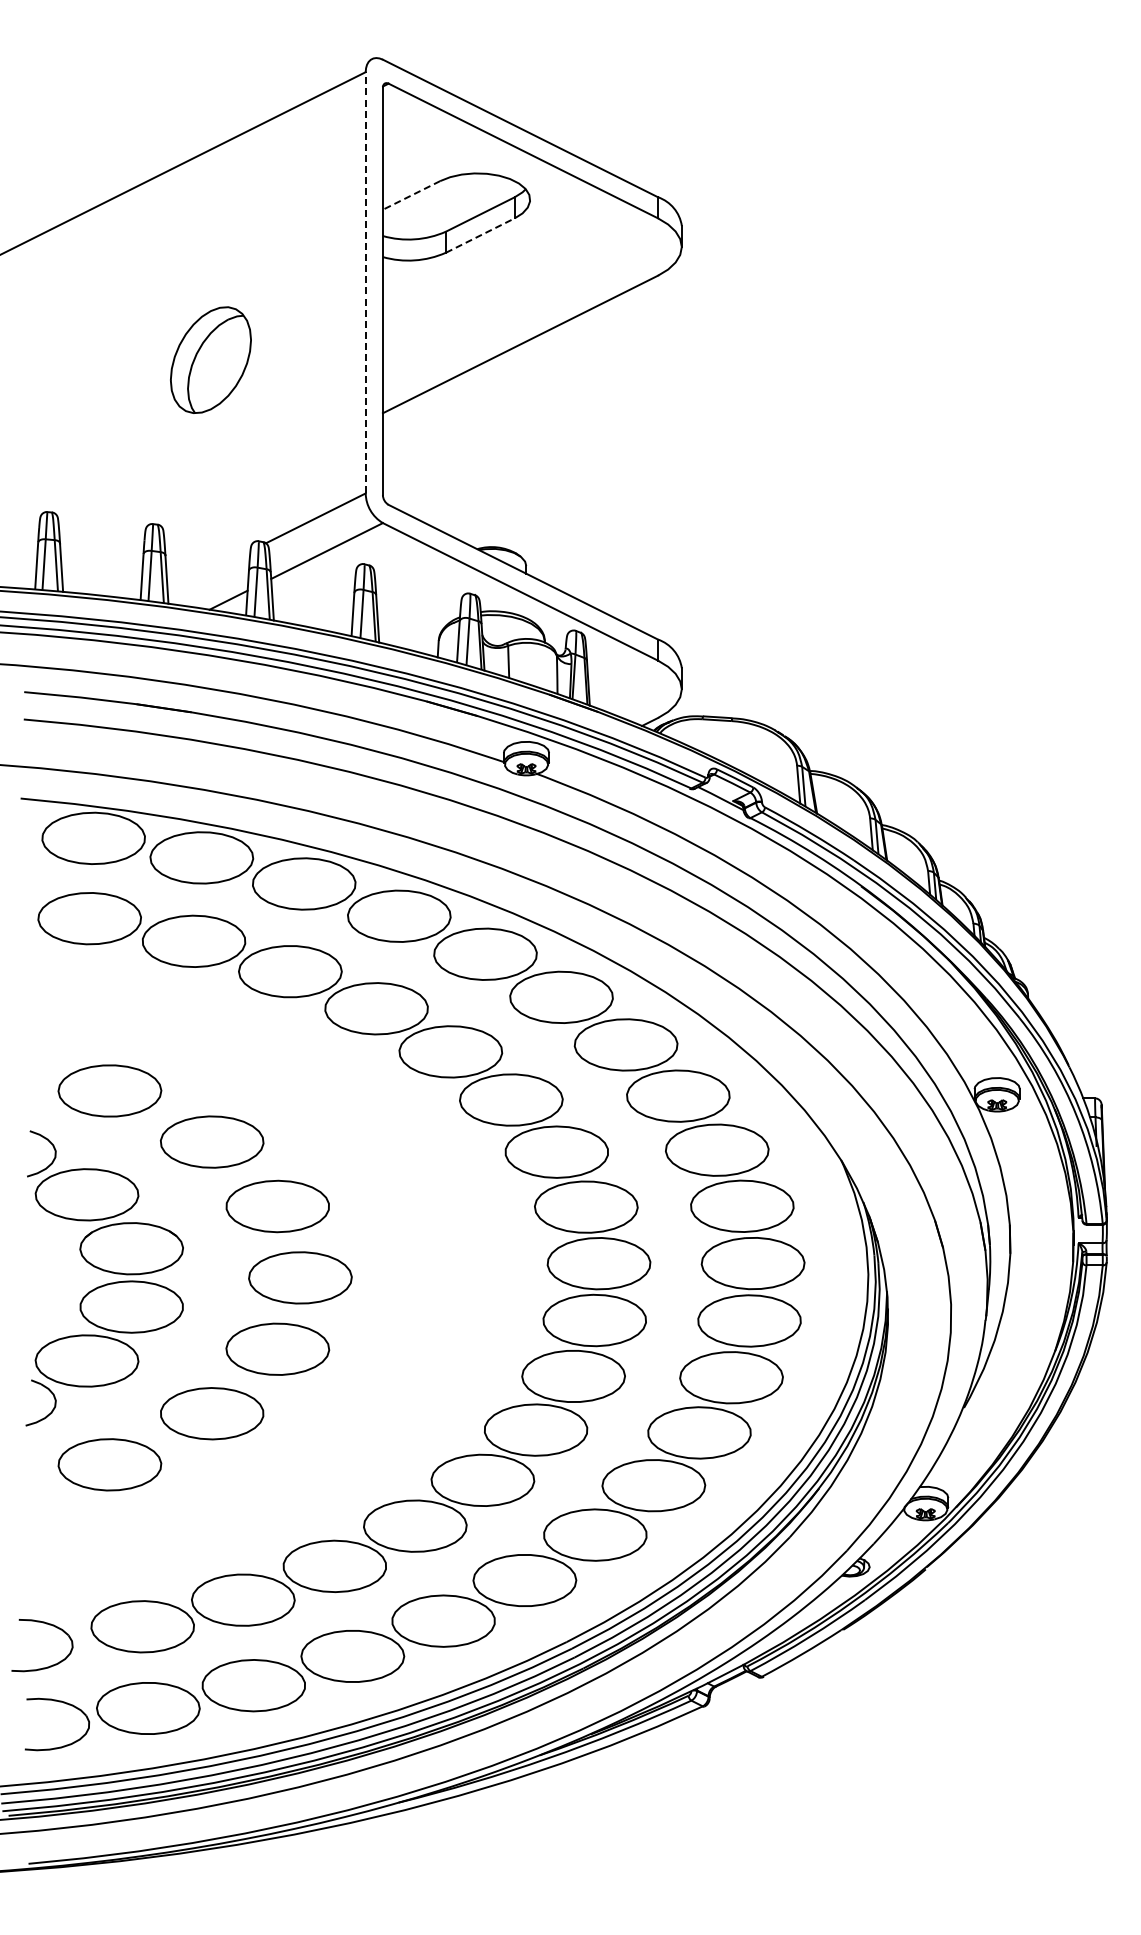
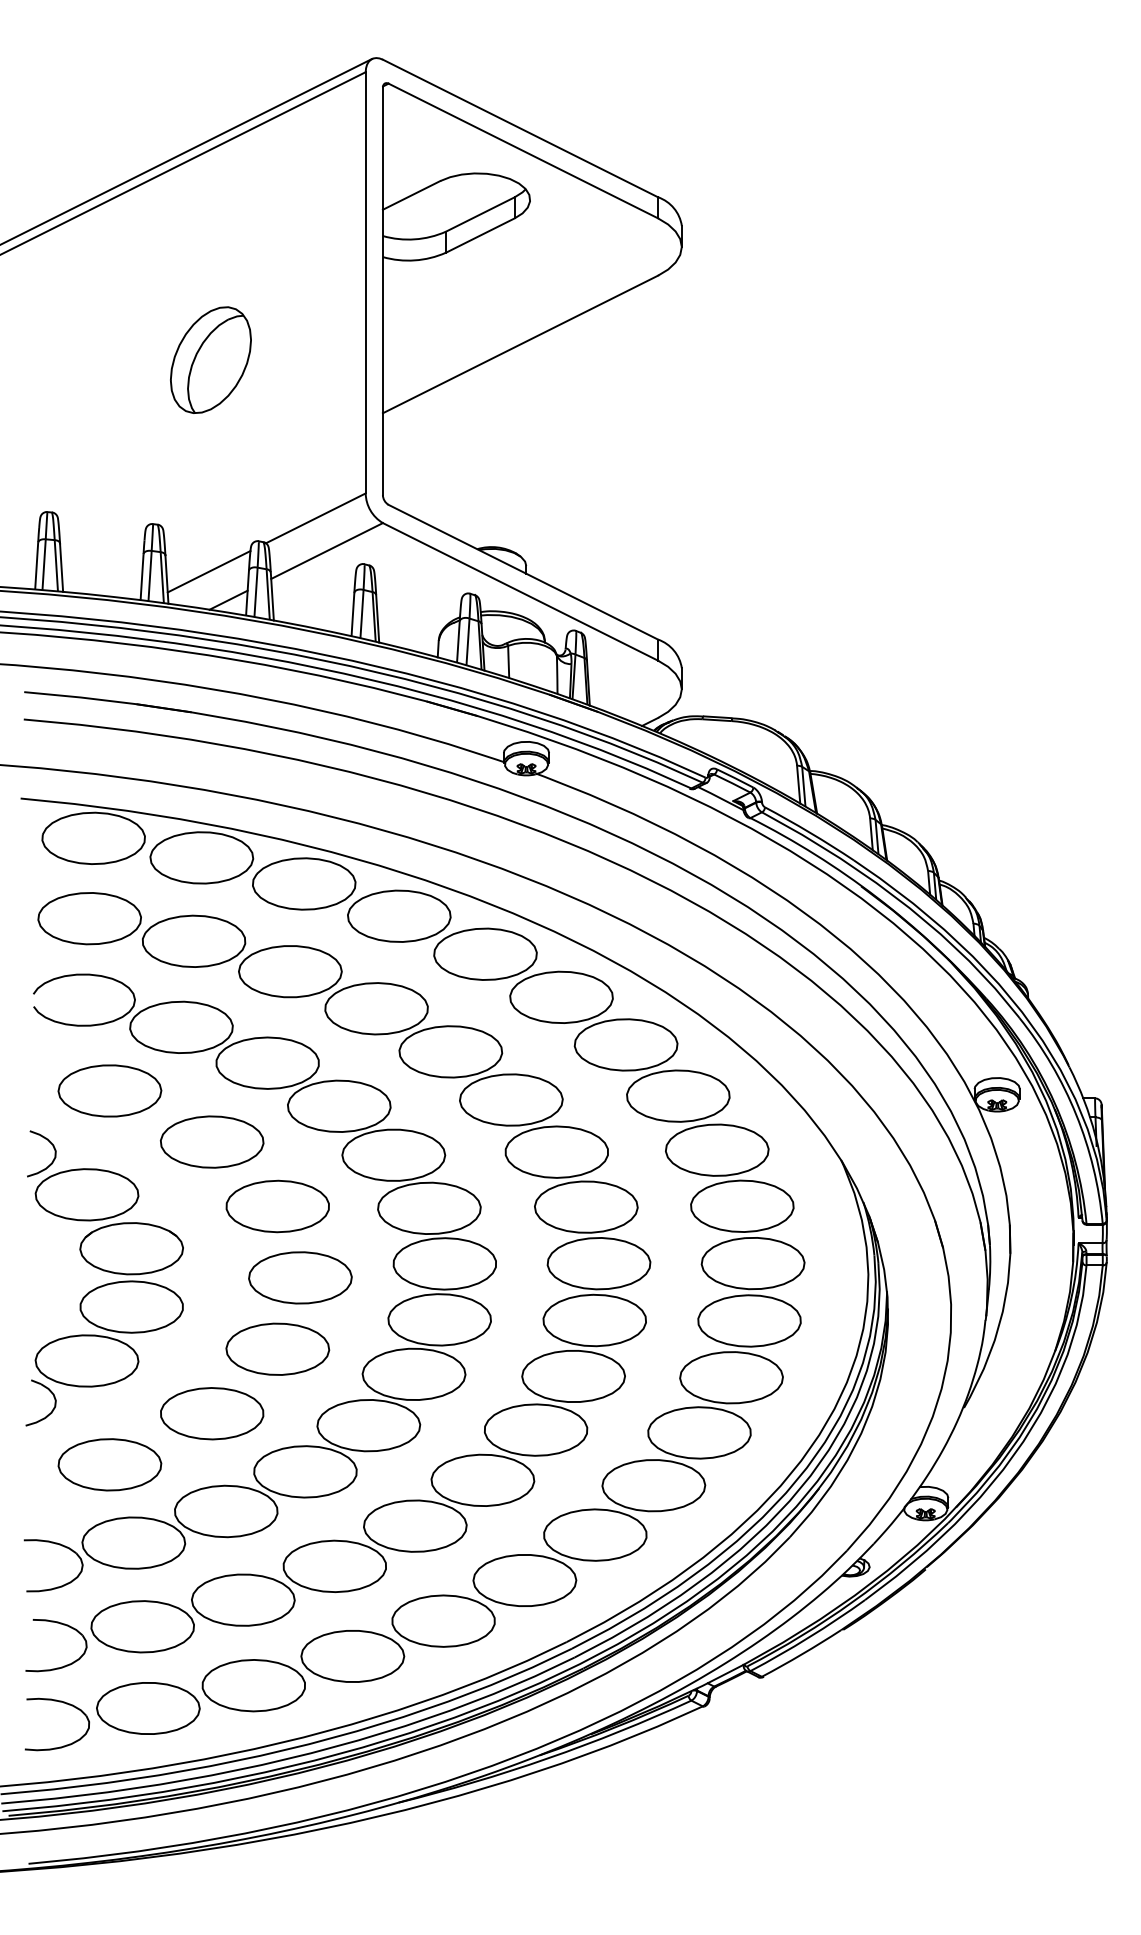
line: none -> present (187, 151)
line: dashed -> solid (411, 195)
line: dashed -> solid (480, 235)
line: dashed -> solid (365, 282)
line: none -> present (208, 571)
part: none -> present (387, 1317)
part position: (49, 1625) -> (63, 1625) (63, 1625)
